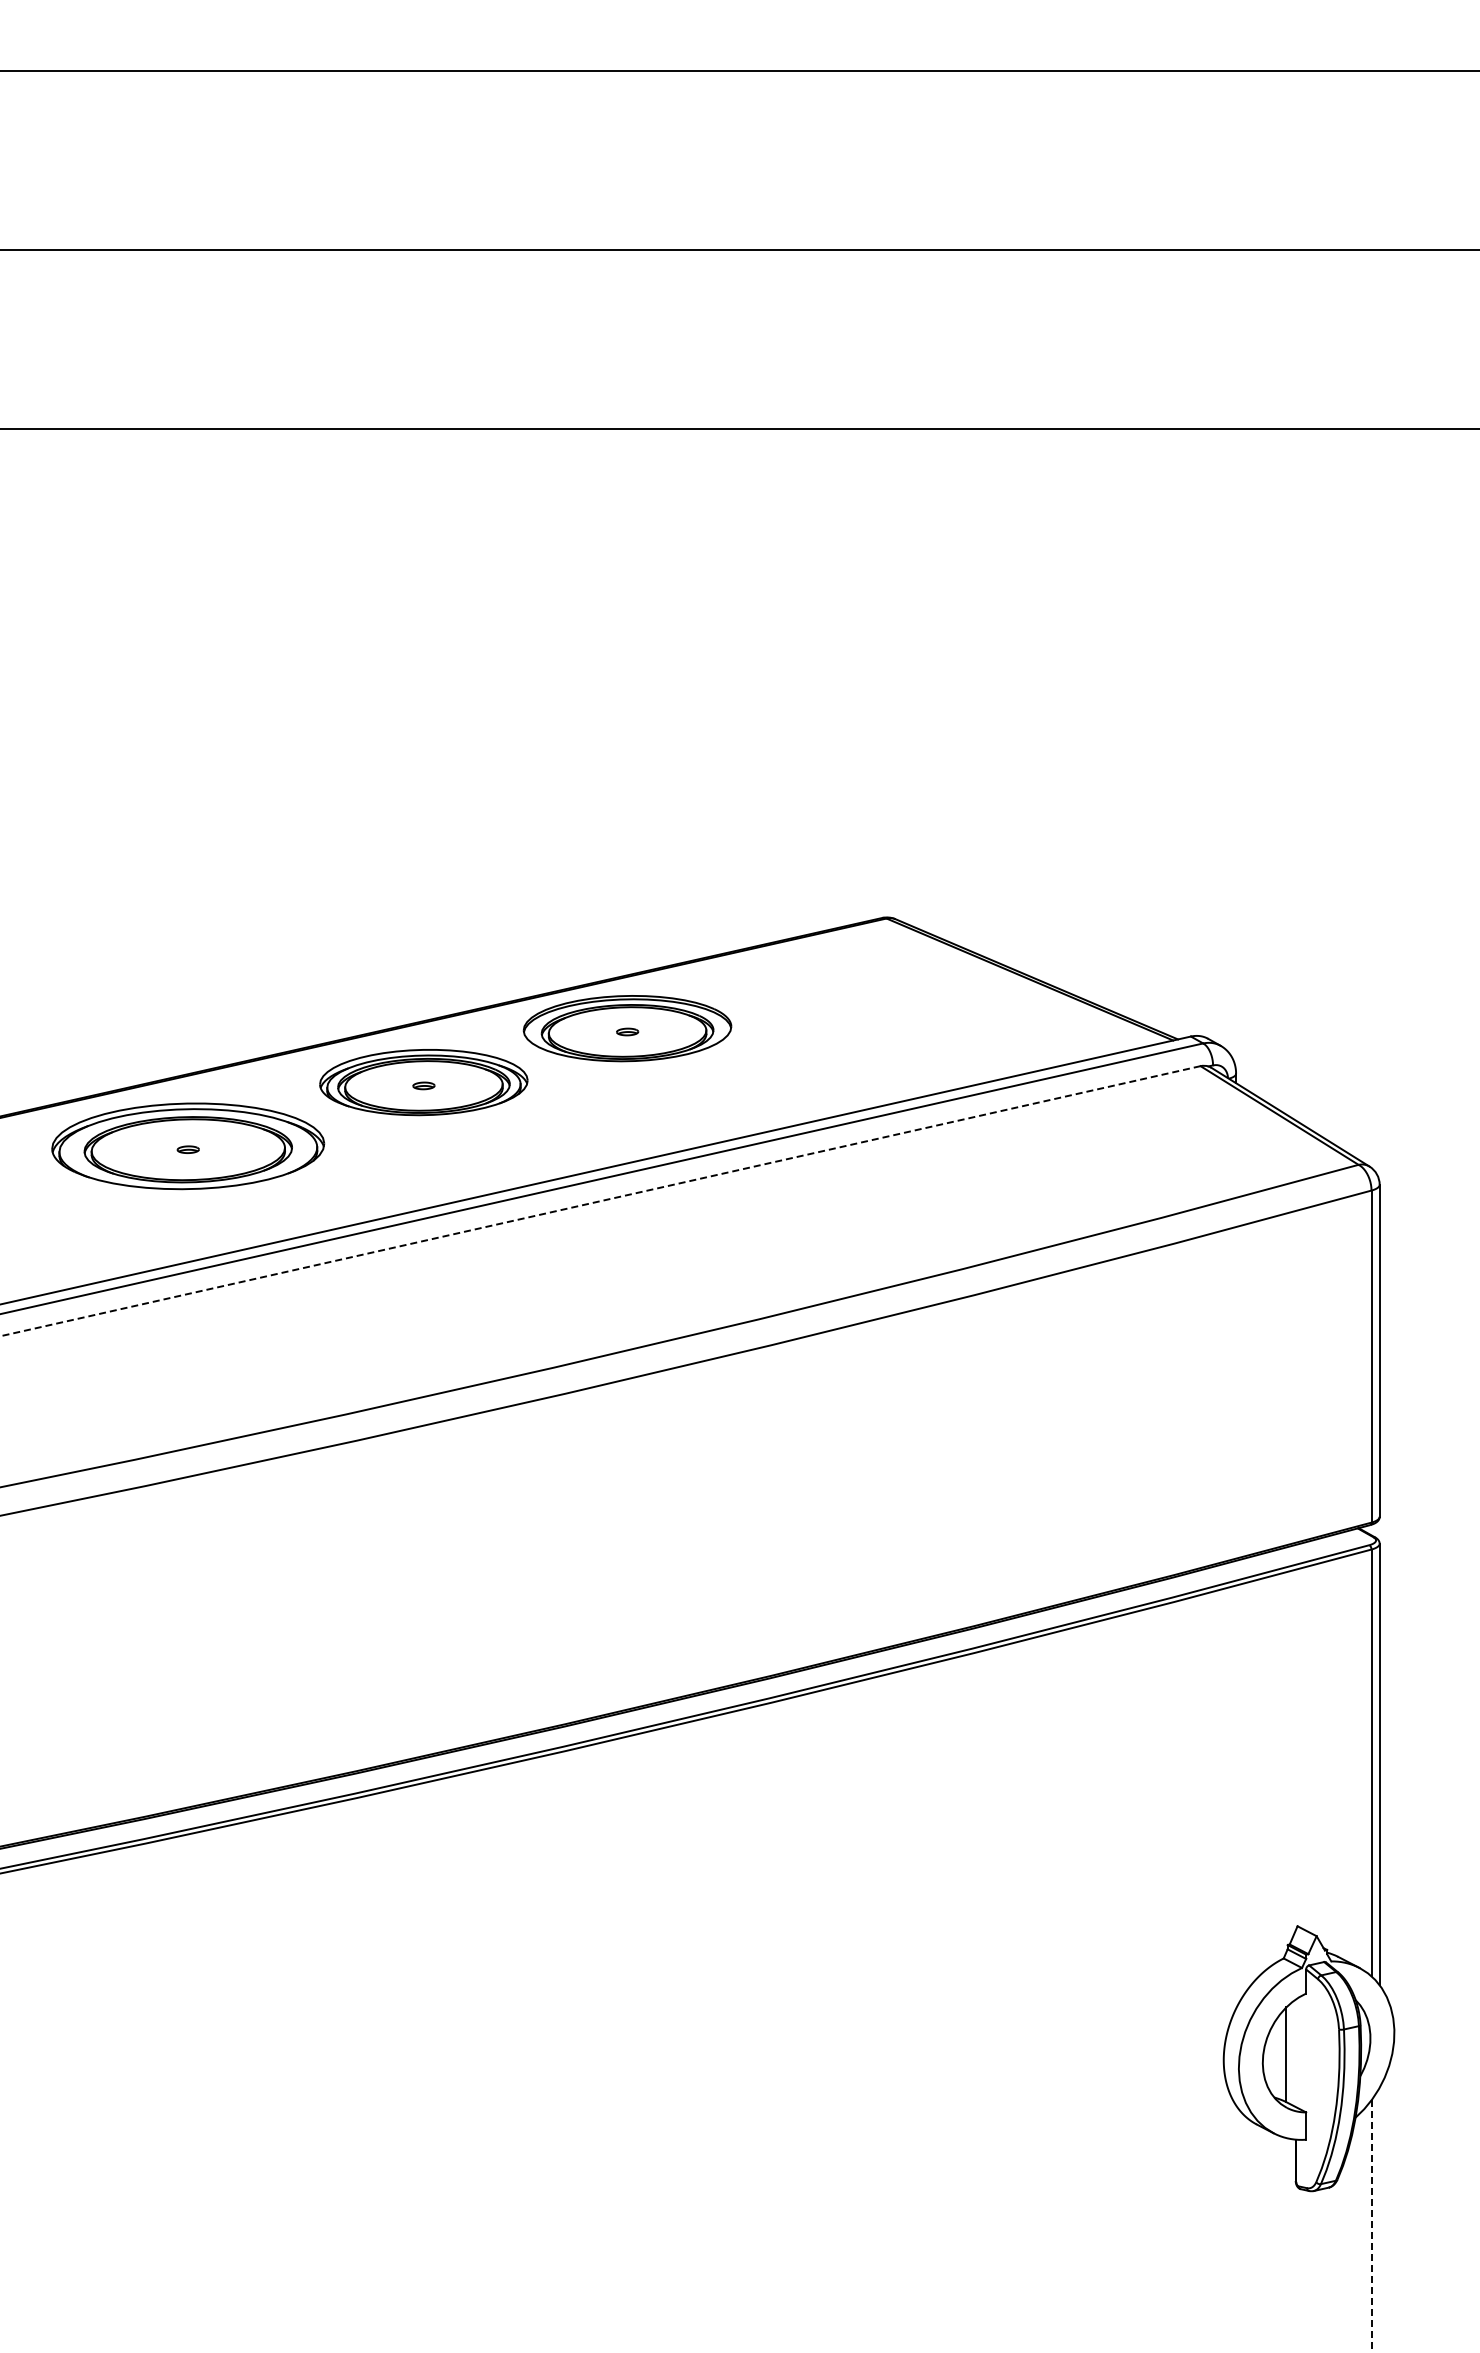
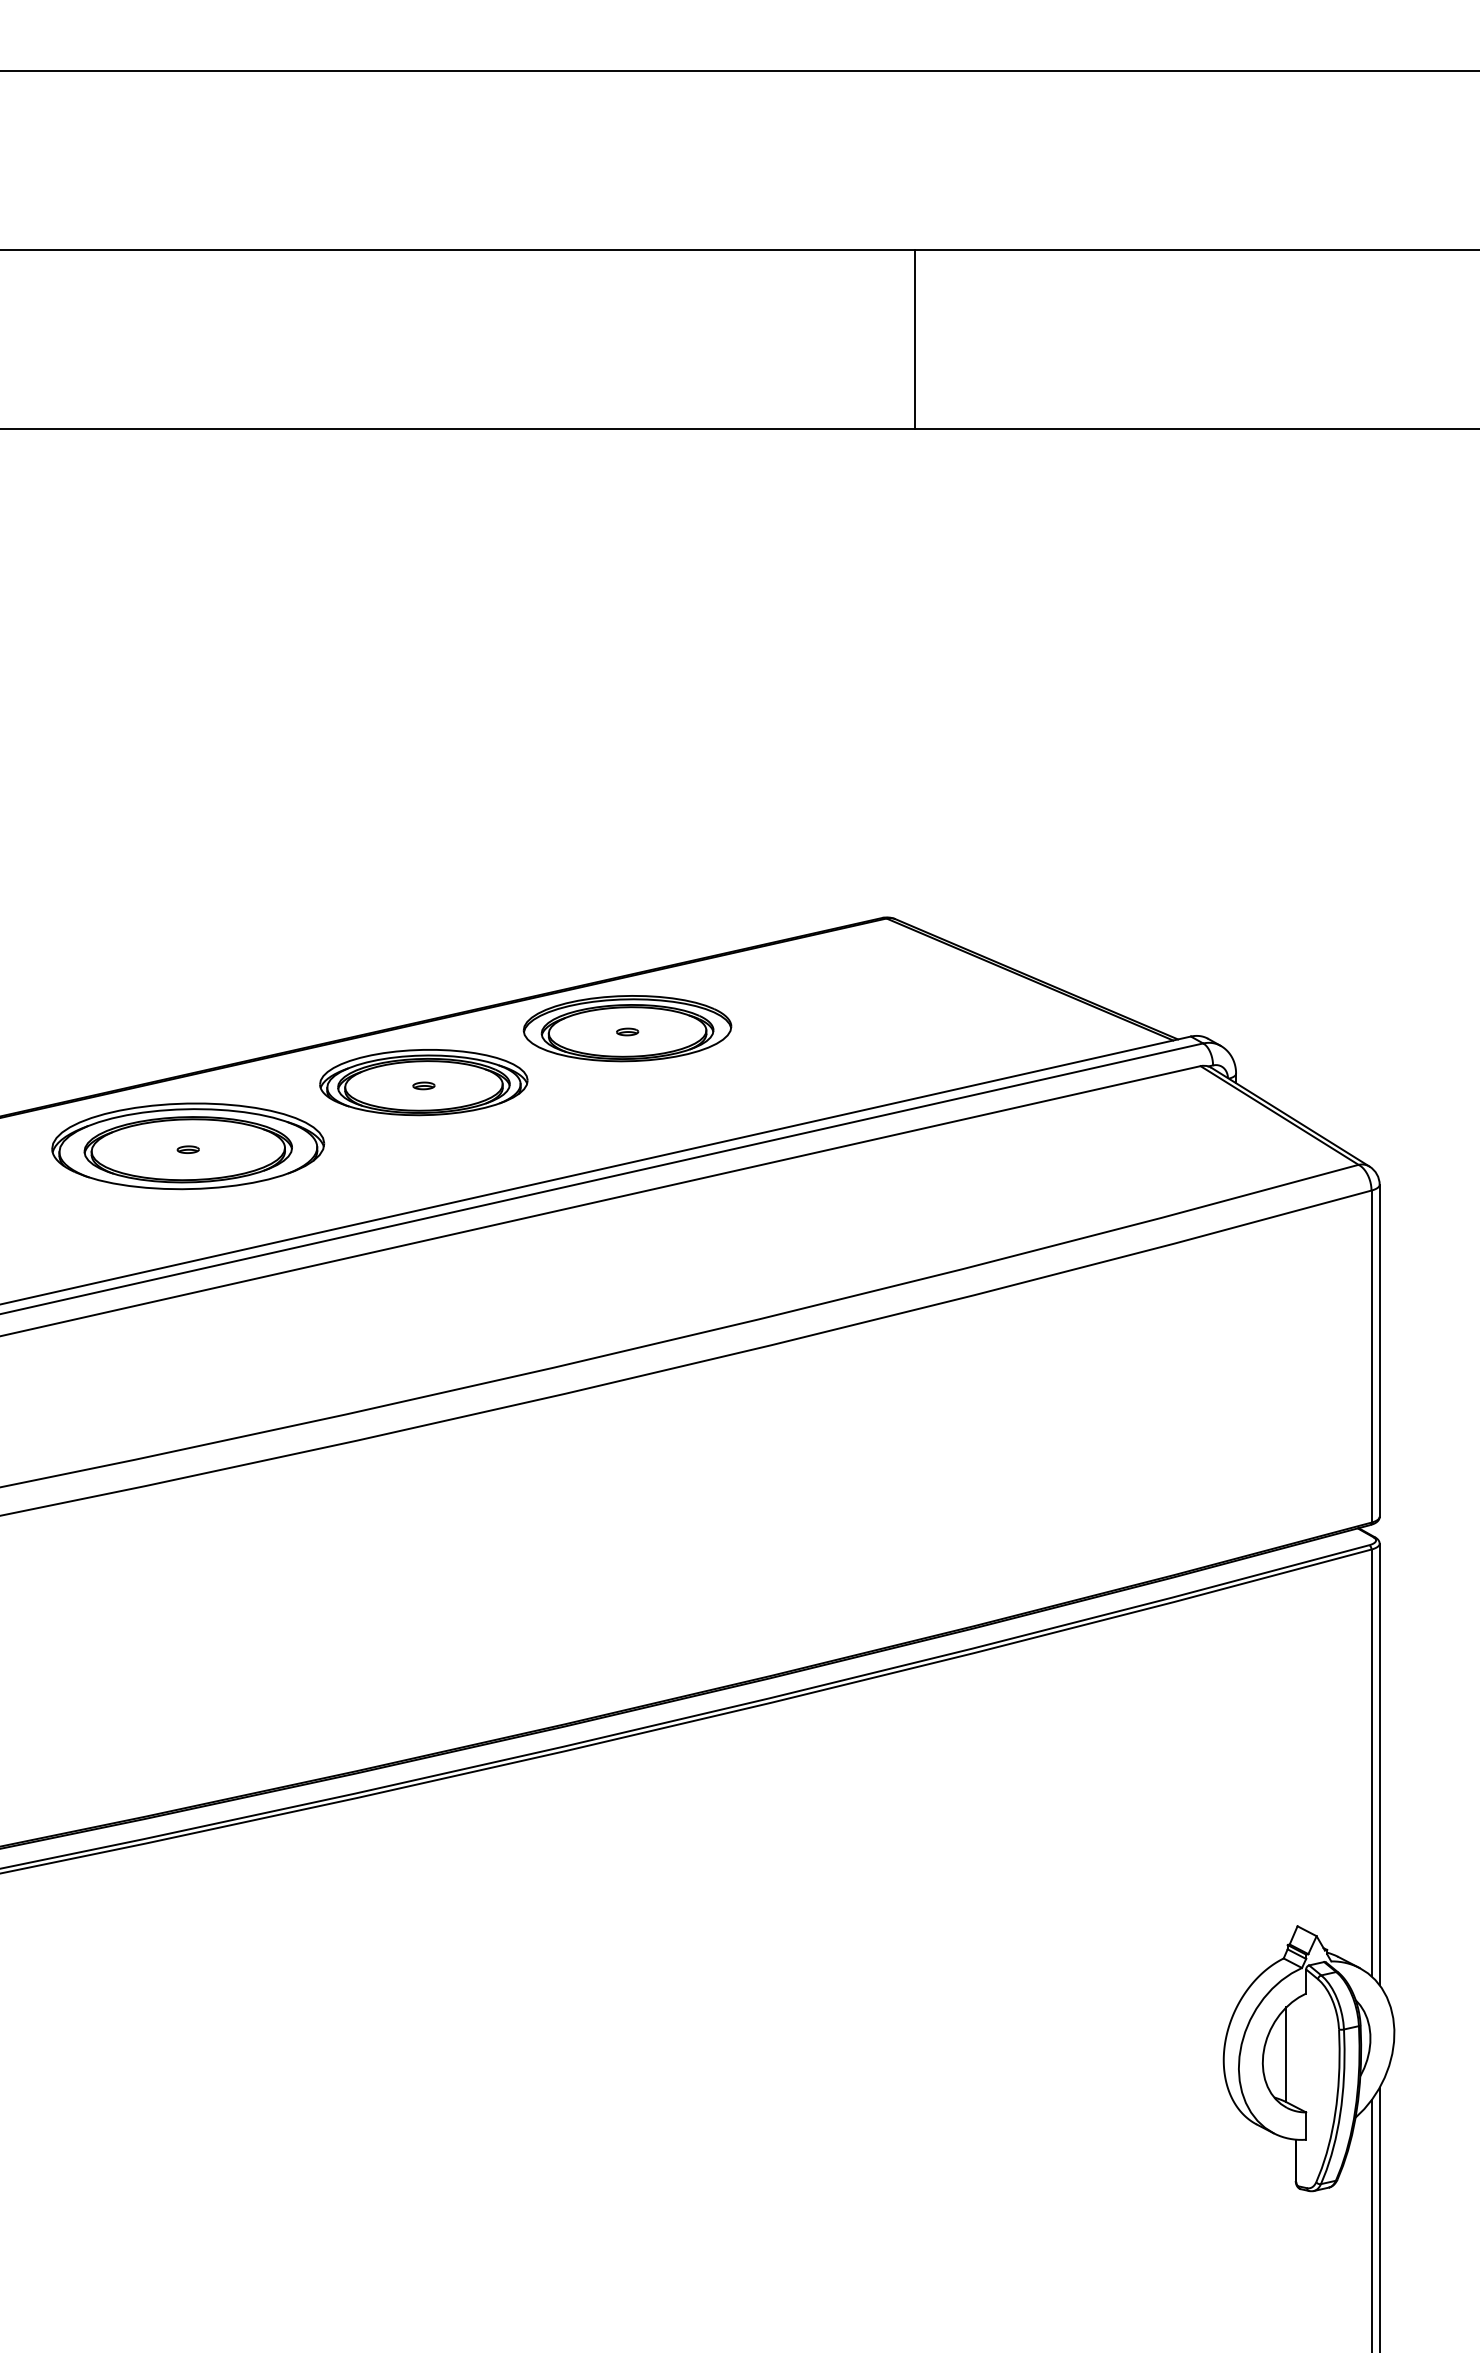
line: none -> present (915, 338)
line: dashed -> solid (599, 1201)
line: none -> present (1379, 2218)
line: dashed -> solid (1371, 2226)
